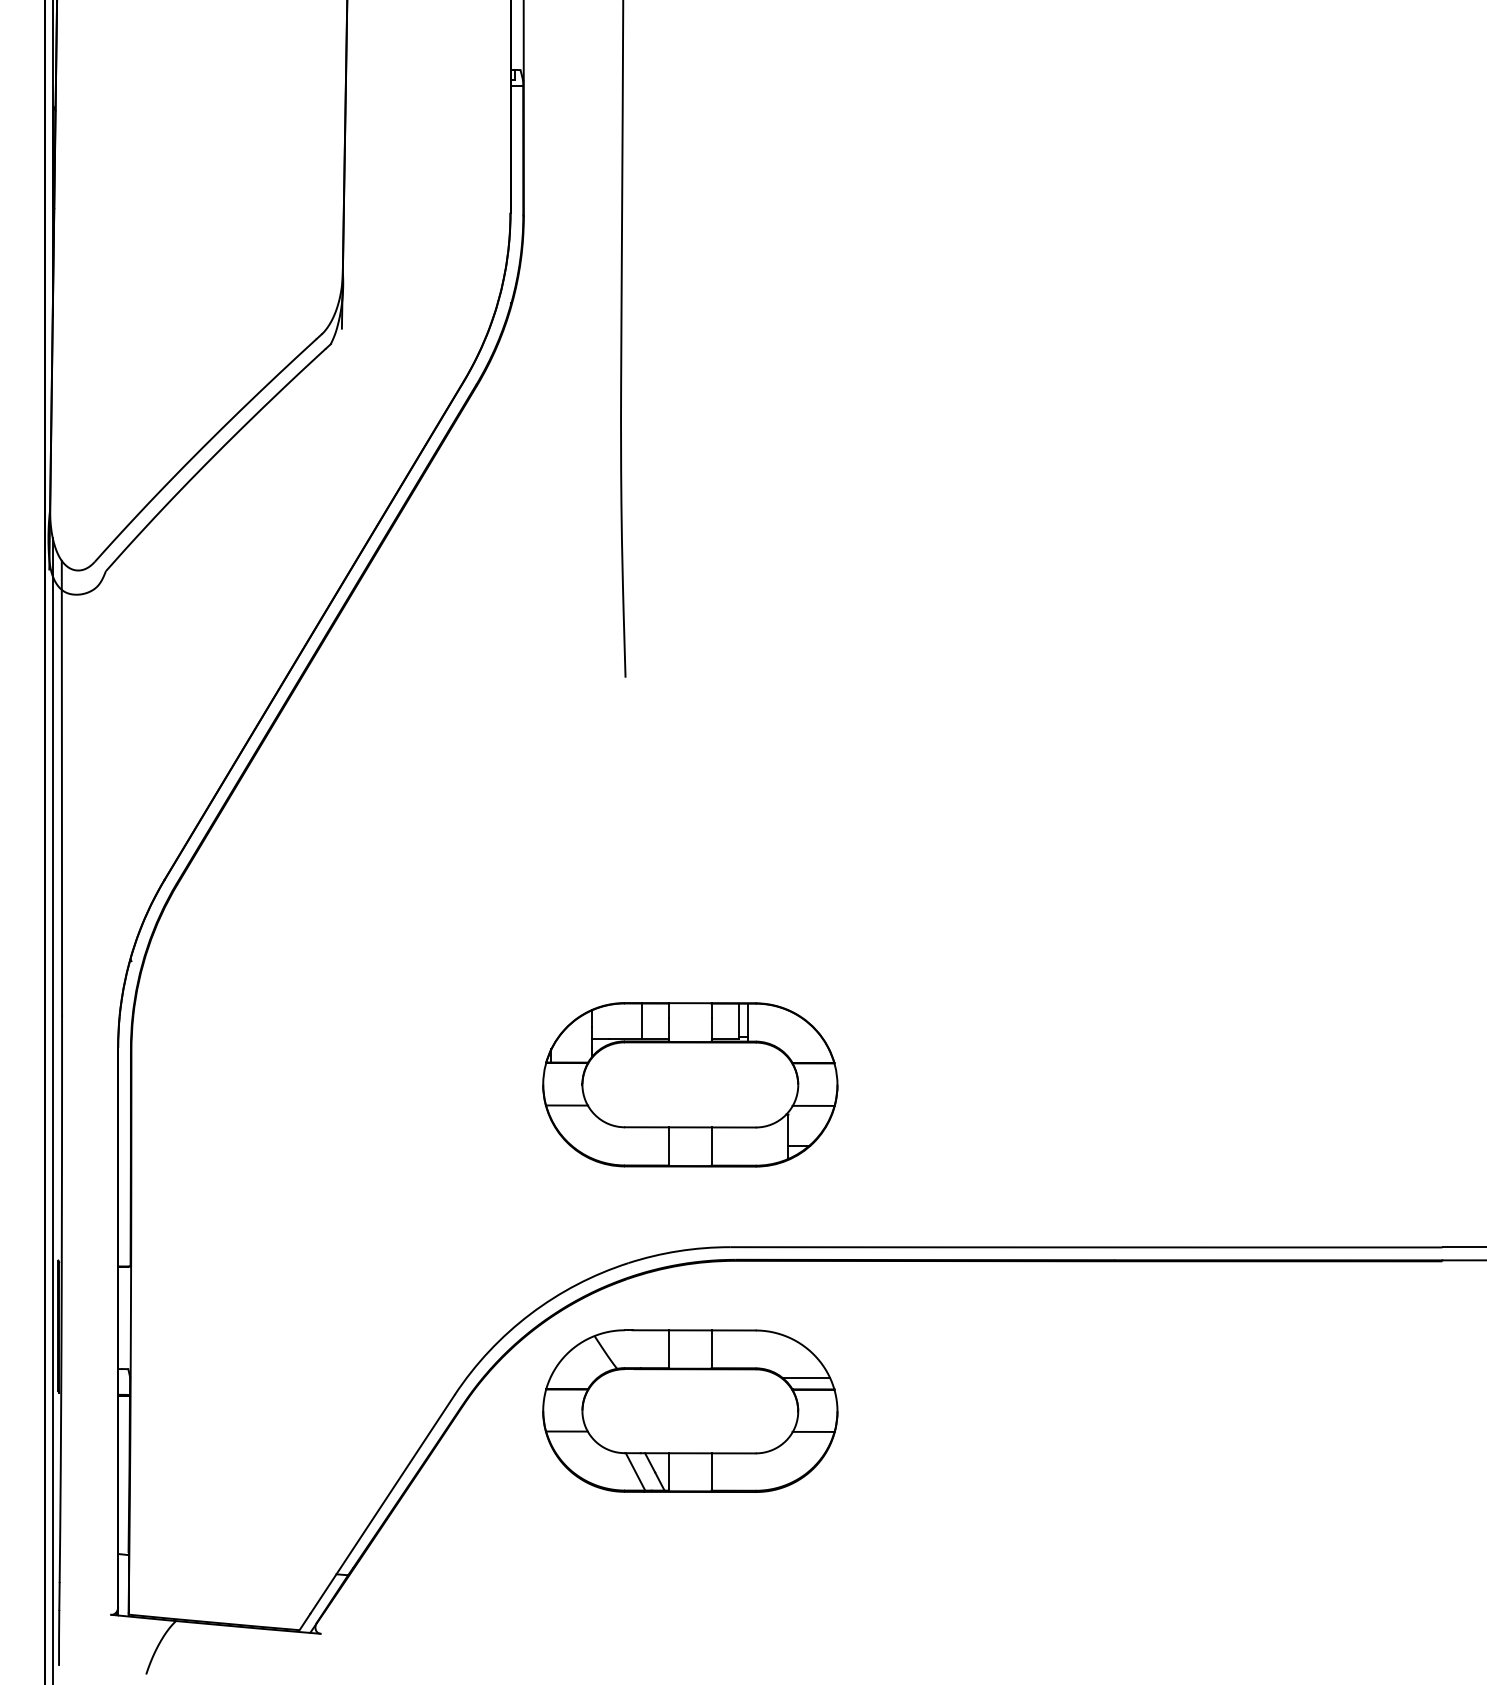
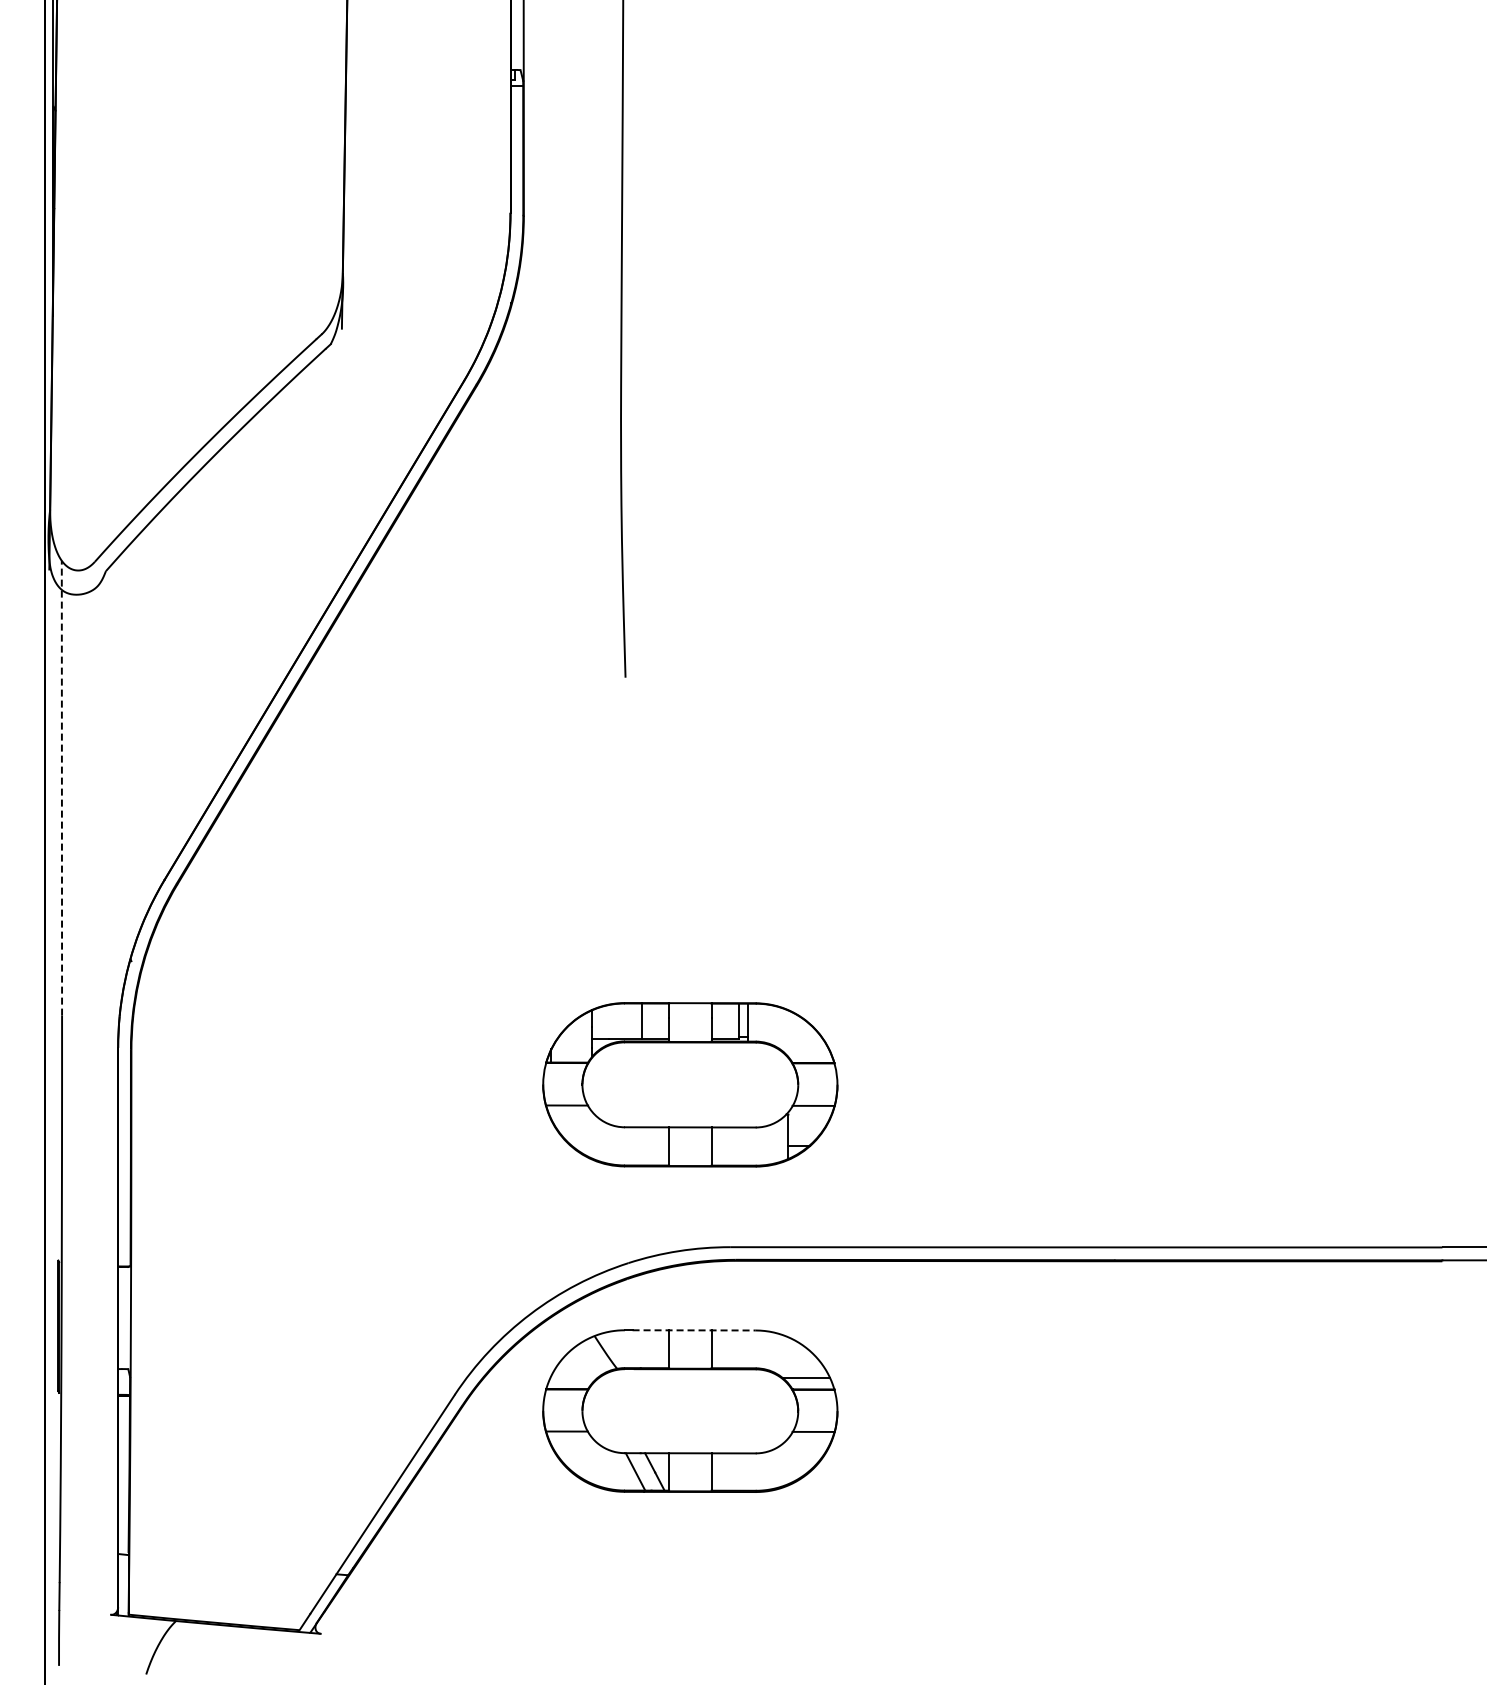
line: solid -> dashed (61, 787)
line: present -> none (52, 1109)
line: solid -> dashed (694, 1330)
